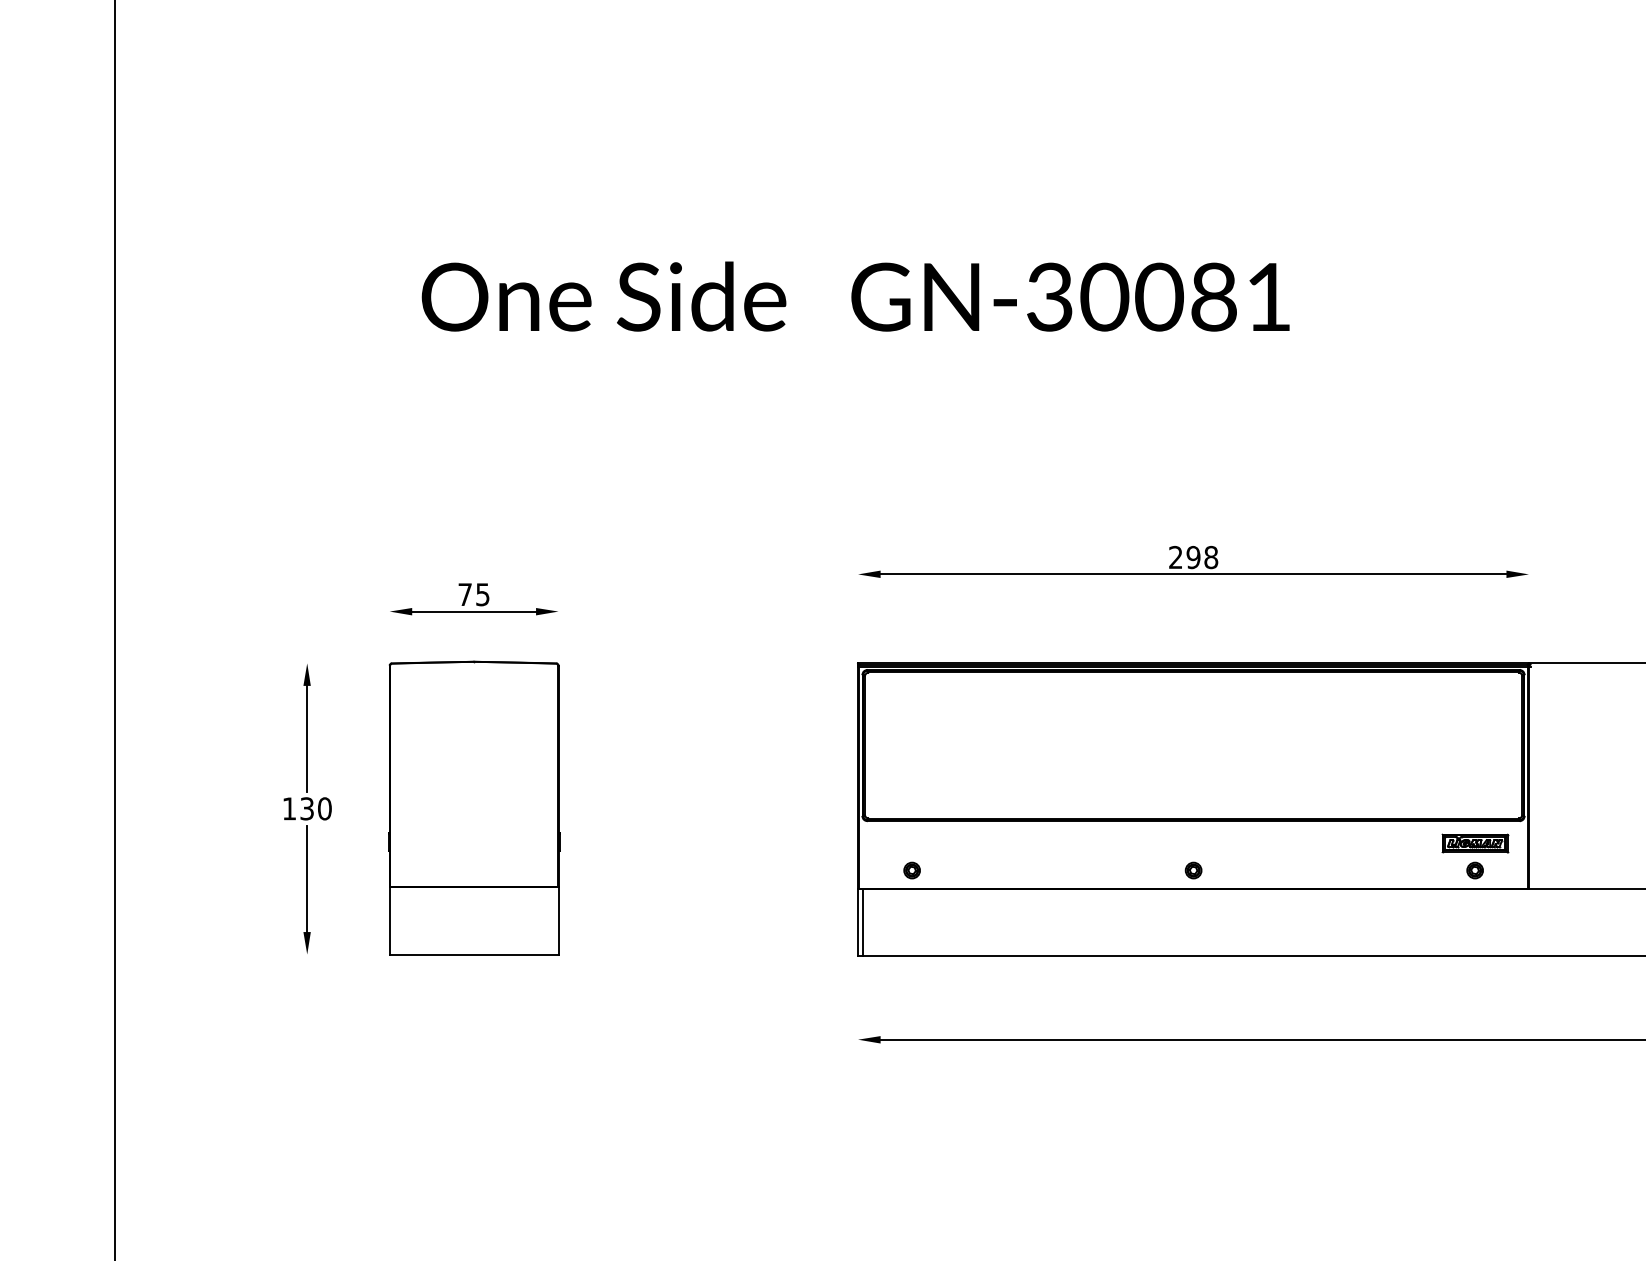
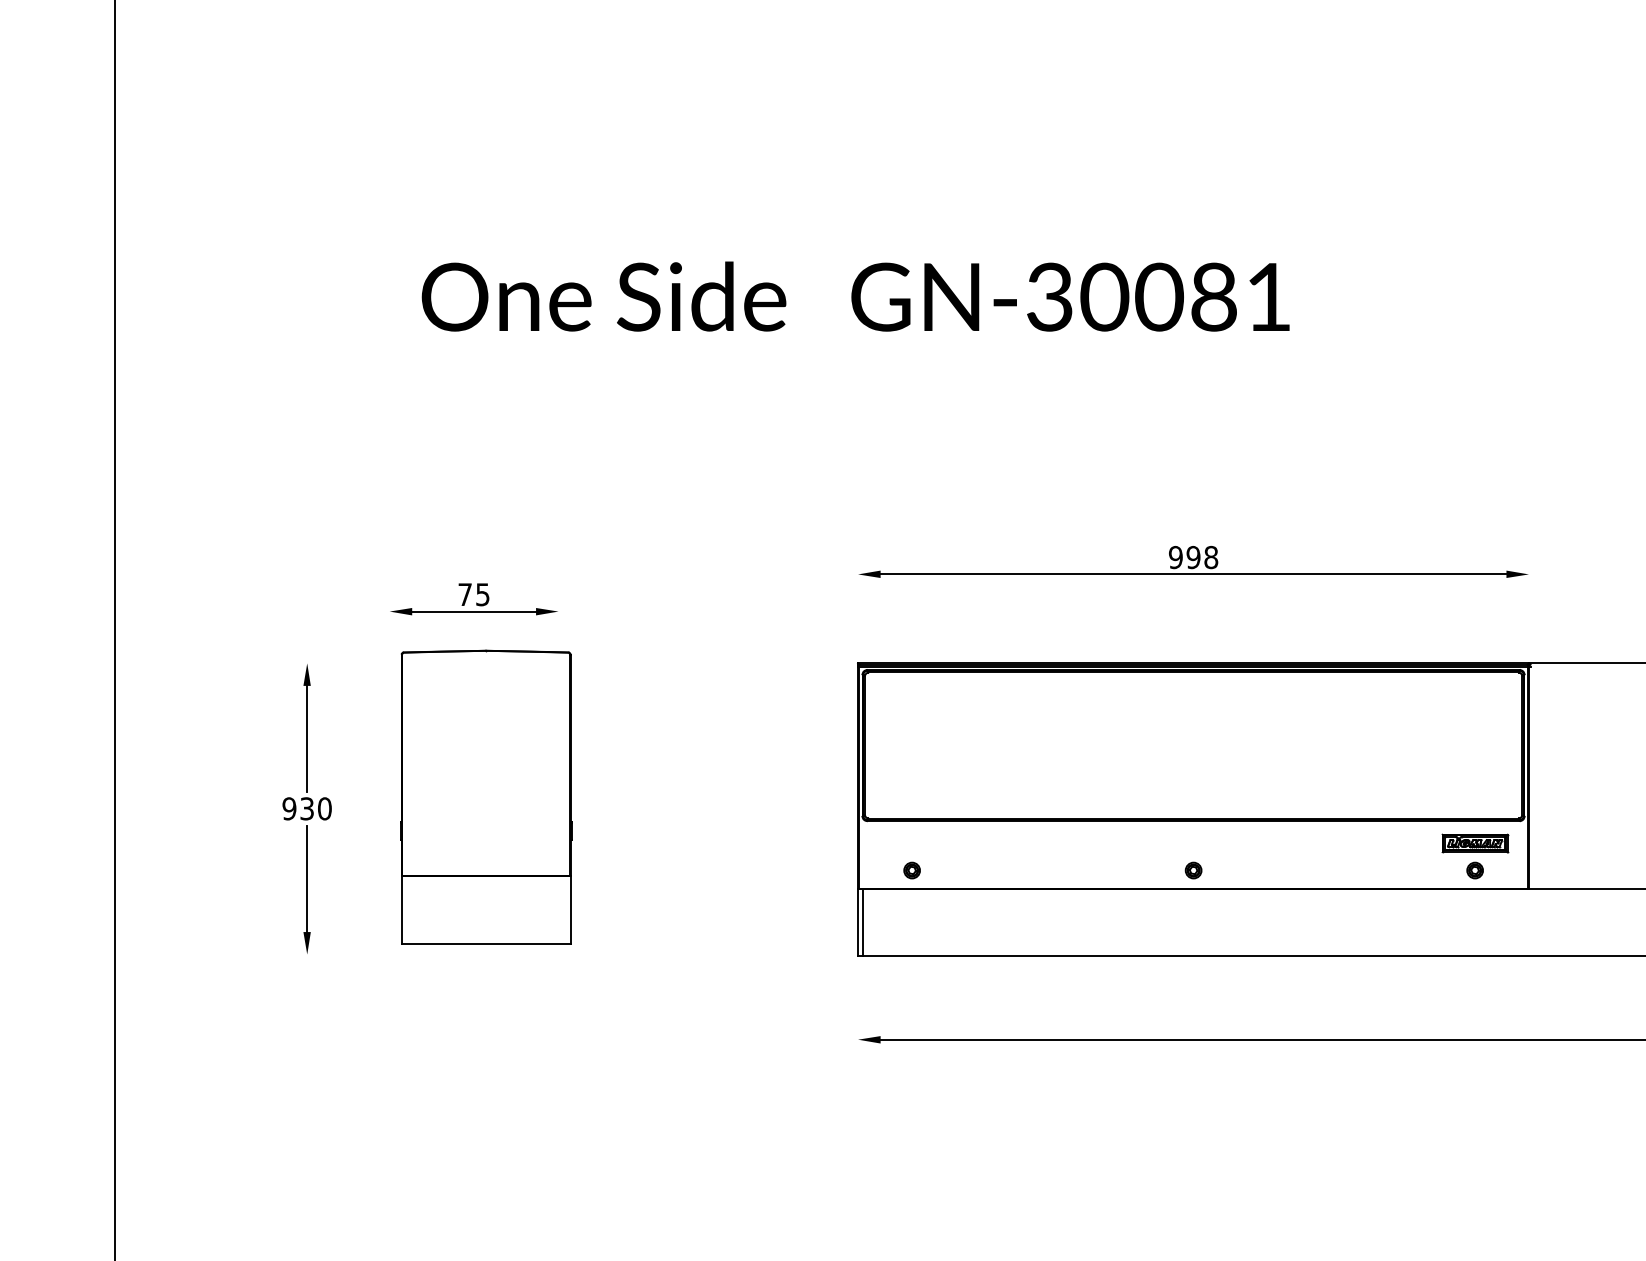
text: 298 -> 998 (1175, 557)
part position: (474, 807) -> (486, 796) (486, 796)
text: 130 -> 930 (289, 808)
